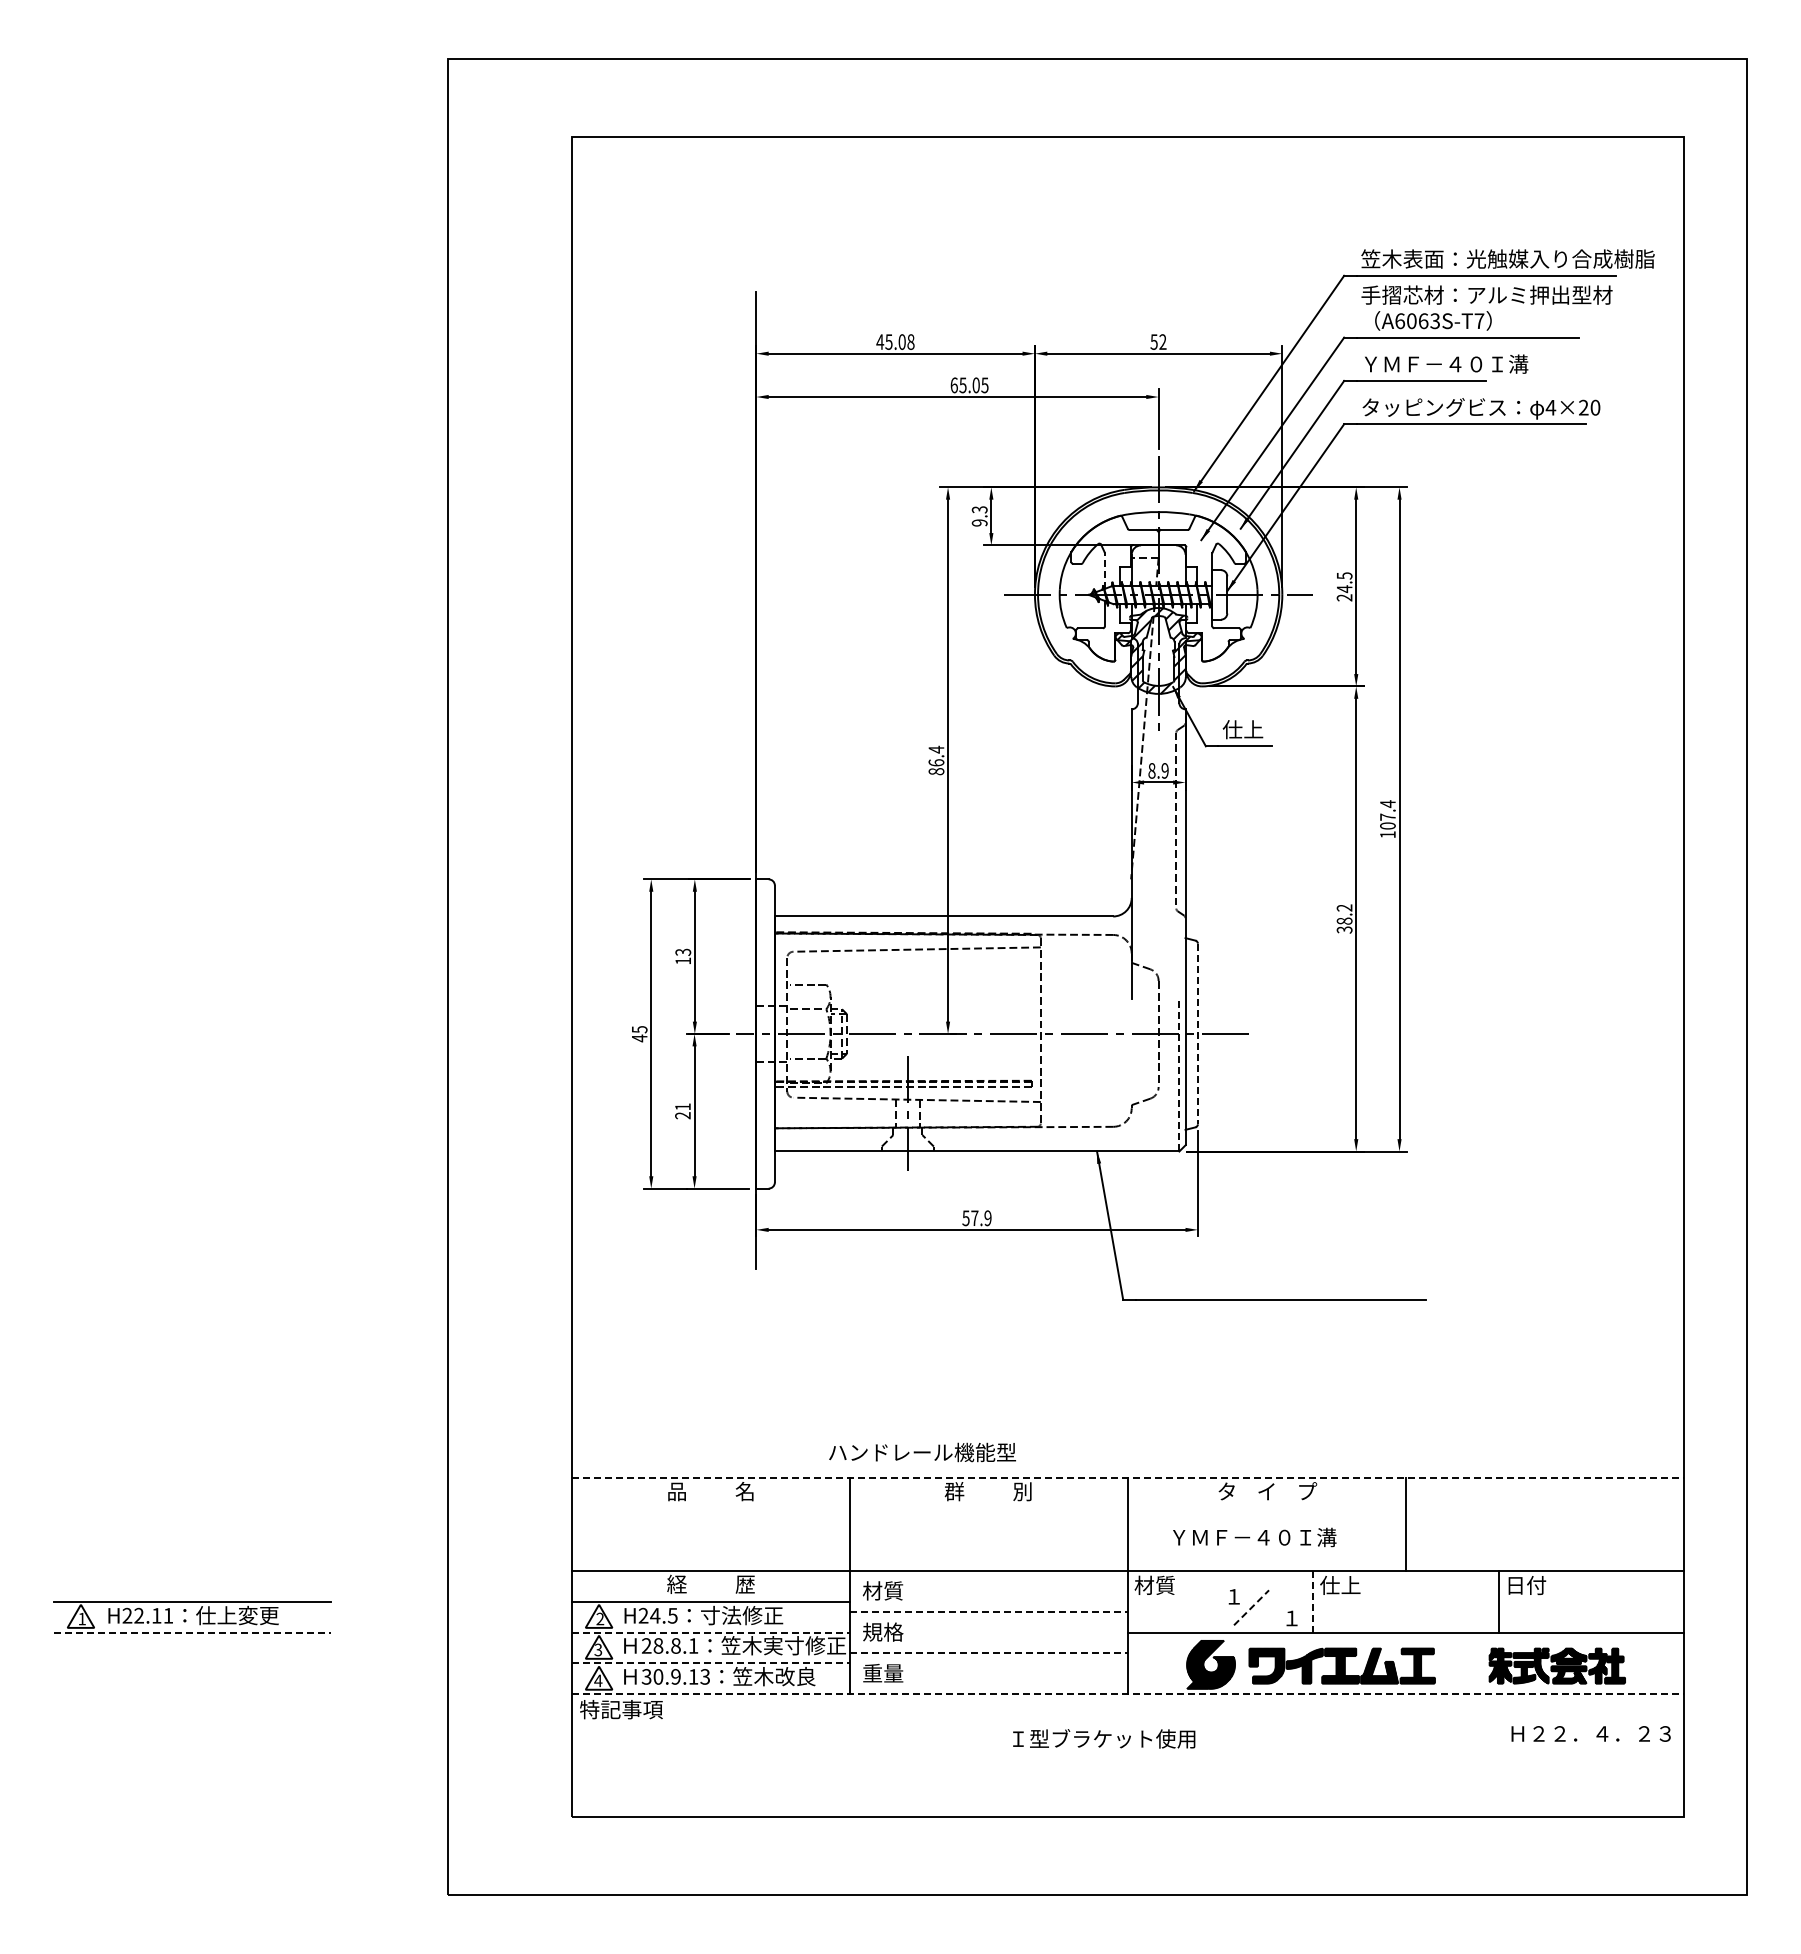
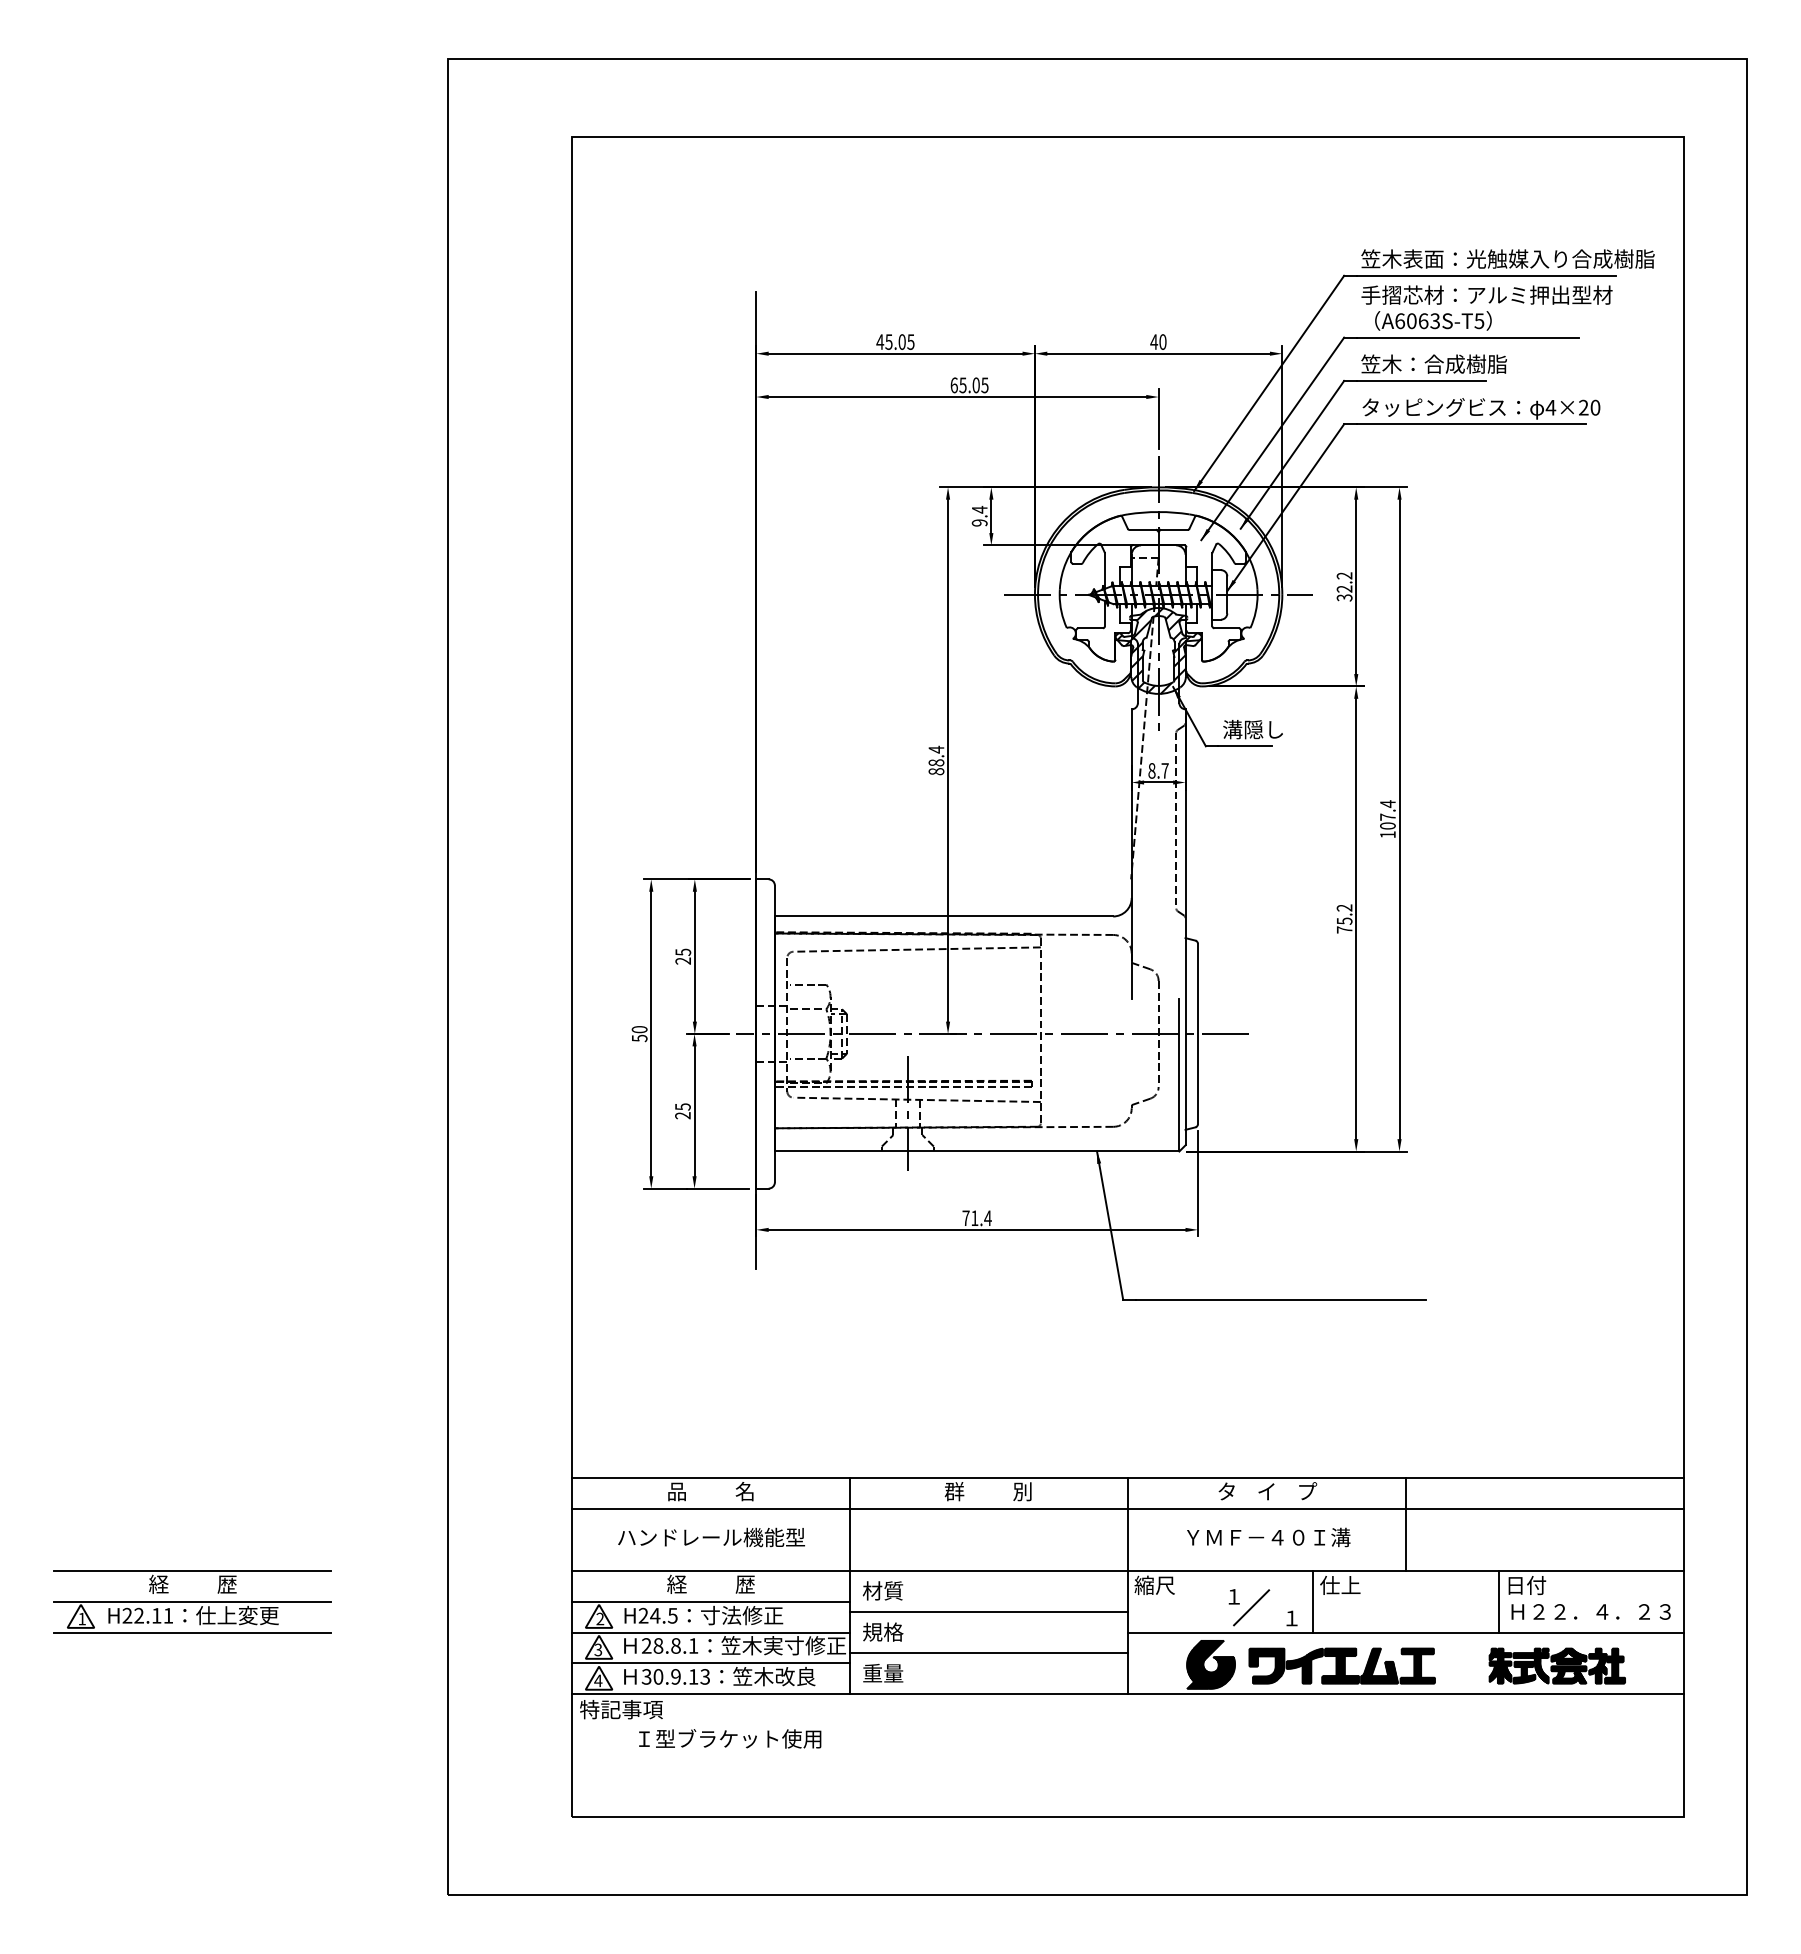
text: A6063S-T7 -> A6063S-T5 (1479, 321)
text: 45.08 -> 45.05 (910, 341)
text: 52 -> 40 (1158, 341)
text: ＹＭＦ－４０Ｉ溝 -> 笠木：合成樹脂 (1444, 363)
text: 9.3 -> 9.4 (979, 509)
line: dashed -> solid (1104, 570)
text: 24.5 -> 32.2 (1344, 586)
text: 仕上 -> 溝隠し (1252, 729)
text: 86.4 -> 88.4 (936, 762)
text: 8.9 -> 8.7 (1164, 770)
text: 38.2 -> 75.2 (1344, 925)
text: 13 -> 25 (682, 956)
text: 45 -> 50 (639, 1034)
line: dashed -> solid (1197, 1034)
line: dashed -> solid (1179, 1074)
text: 21 -> 25 (682, 1106)
text: 57.9 -> 71.4 (976, 1218)
text position: (922, 1452) -> (711, 1537) (711, 1537)
line: dashed -> solid (1127, 1477)
line: none -> present (1127, 1508)
text position: (1254, 1537) -> (1268, 1537) (1268, 1537)
part: none -> present (192, 1571)
text: 材質 -> 縮尺 (1154, 1584)
line: dashed -> solid (1313, 1601)
line: dashed -> solid (1251, 1607)
line: dashed -> solid (989, 1611)
line: dashed -> solid (192, 1632)
line: dashed -> solid (710, 1632)
line: dashed -> solid (989, 1653)
line: dashed -> solid (710, 1663)
line: dashed -> solid (1127, 1694)
text position: (1590, 1733) -> (1590, 1611) (1590, 1611)
text position: (1104, 1738) -> (730, 1738) (730, 1738)
